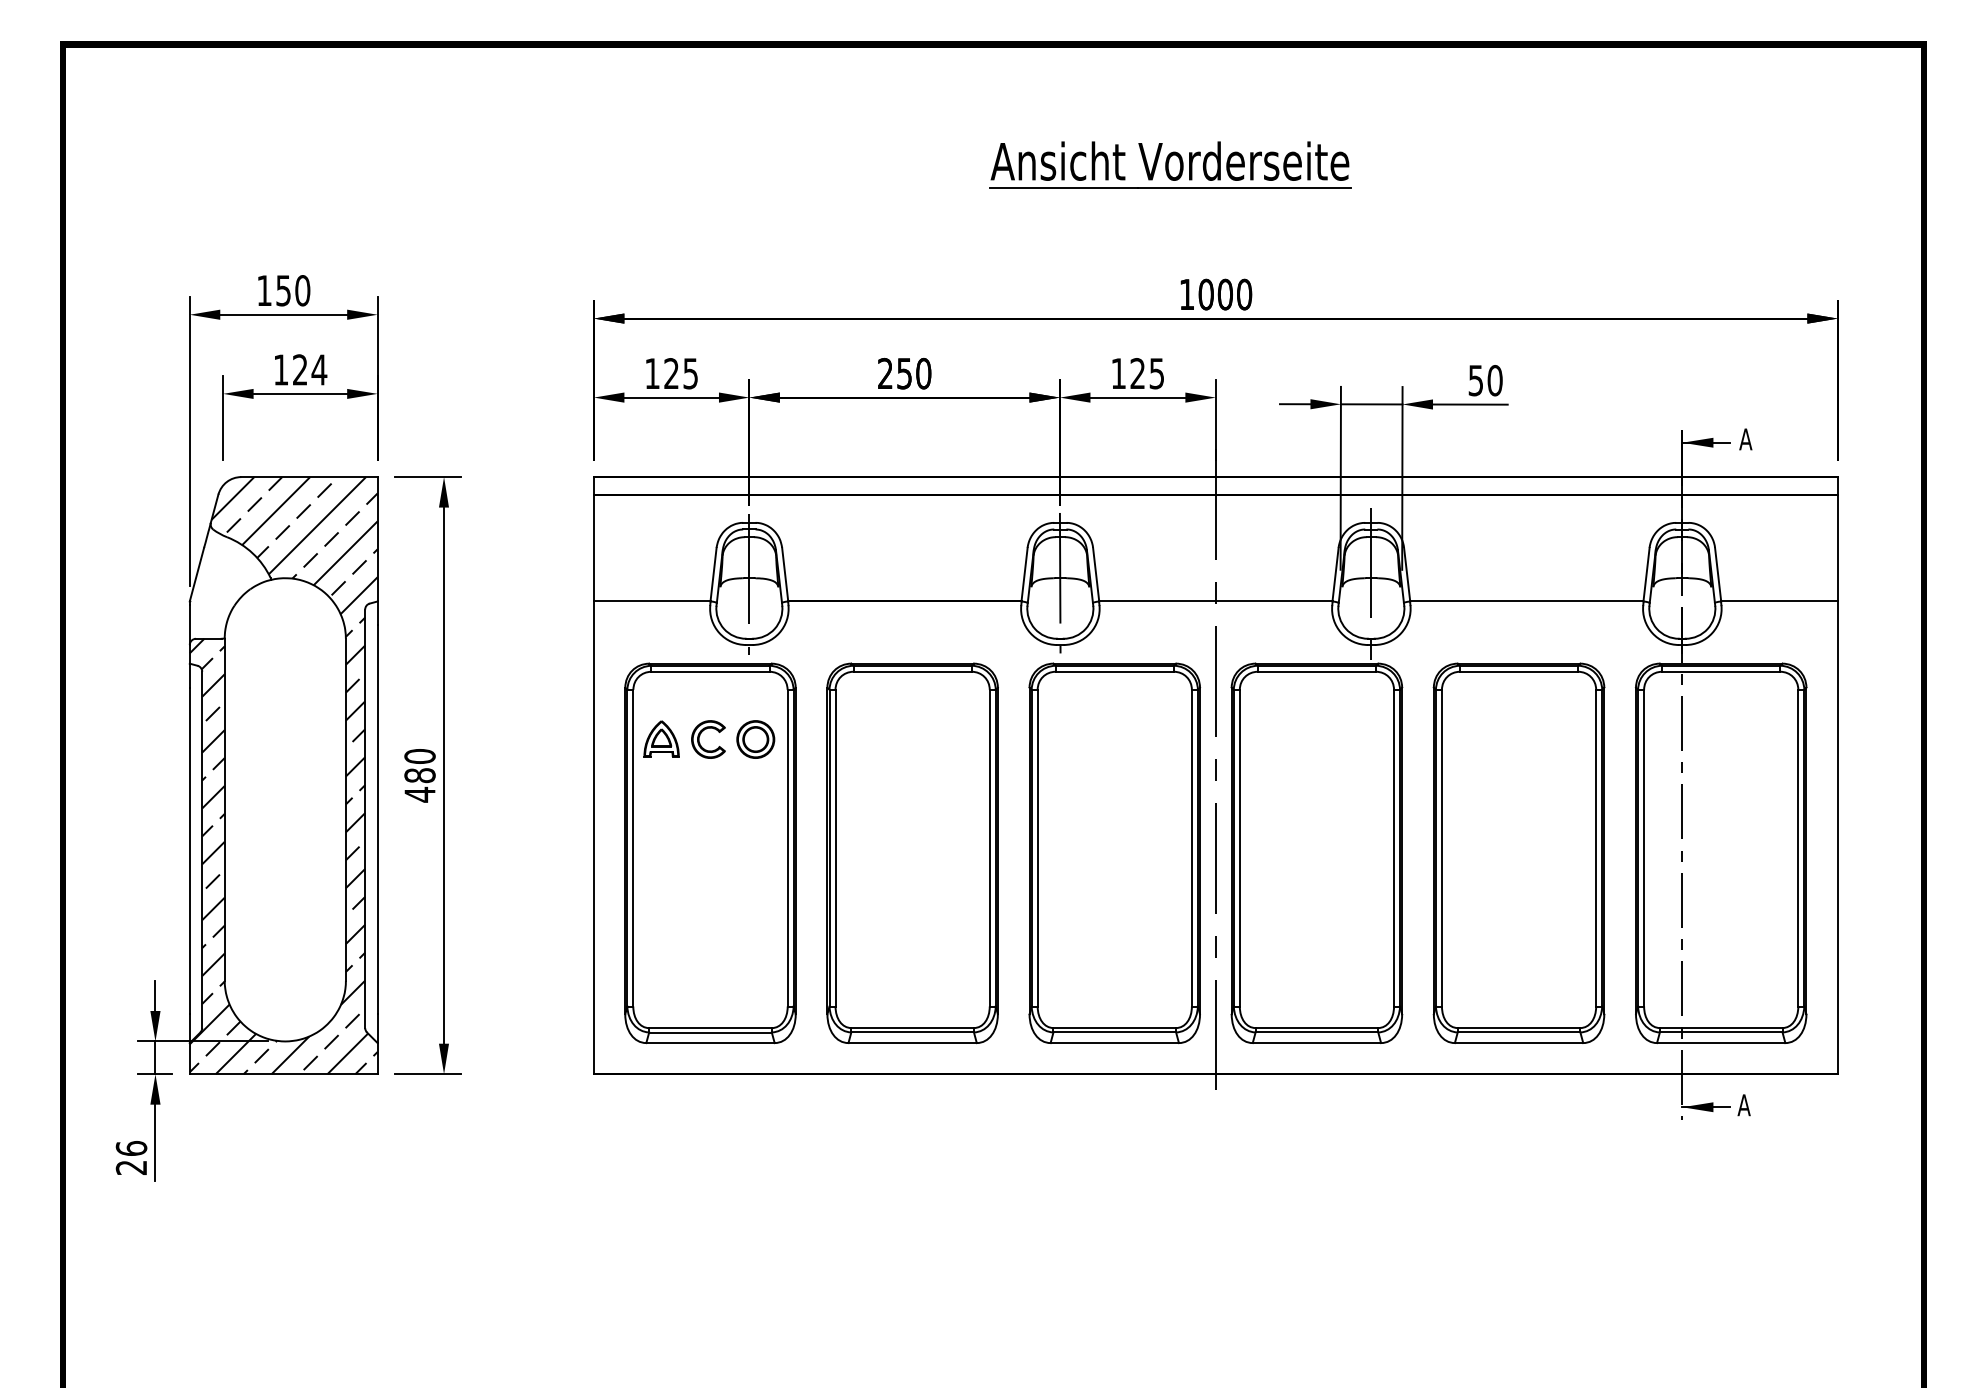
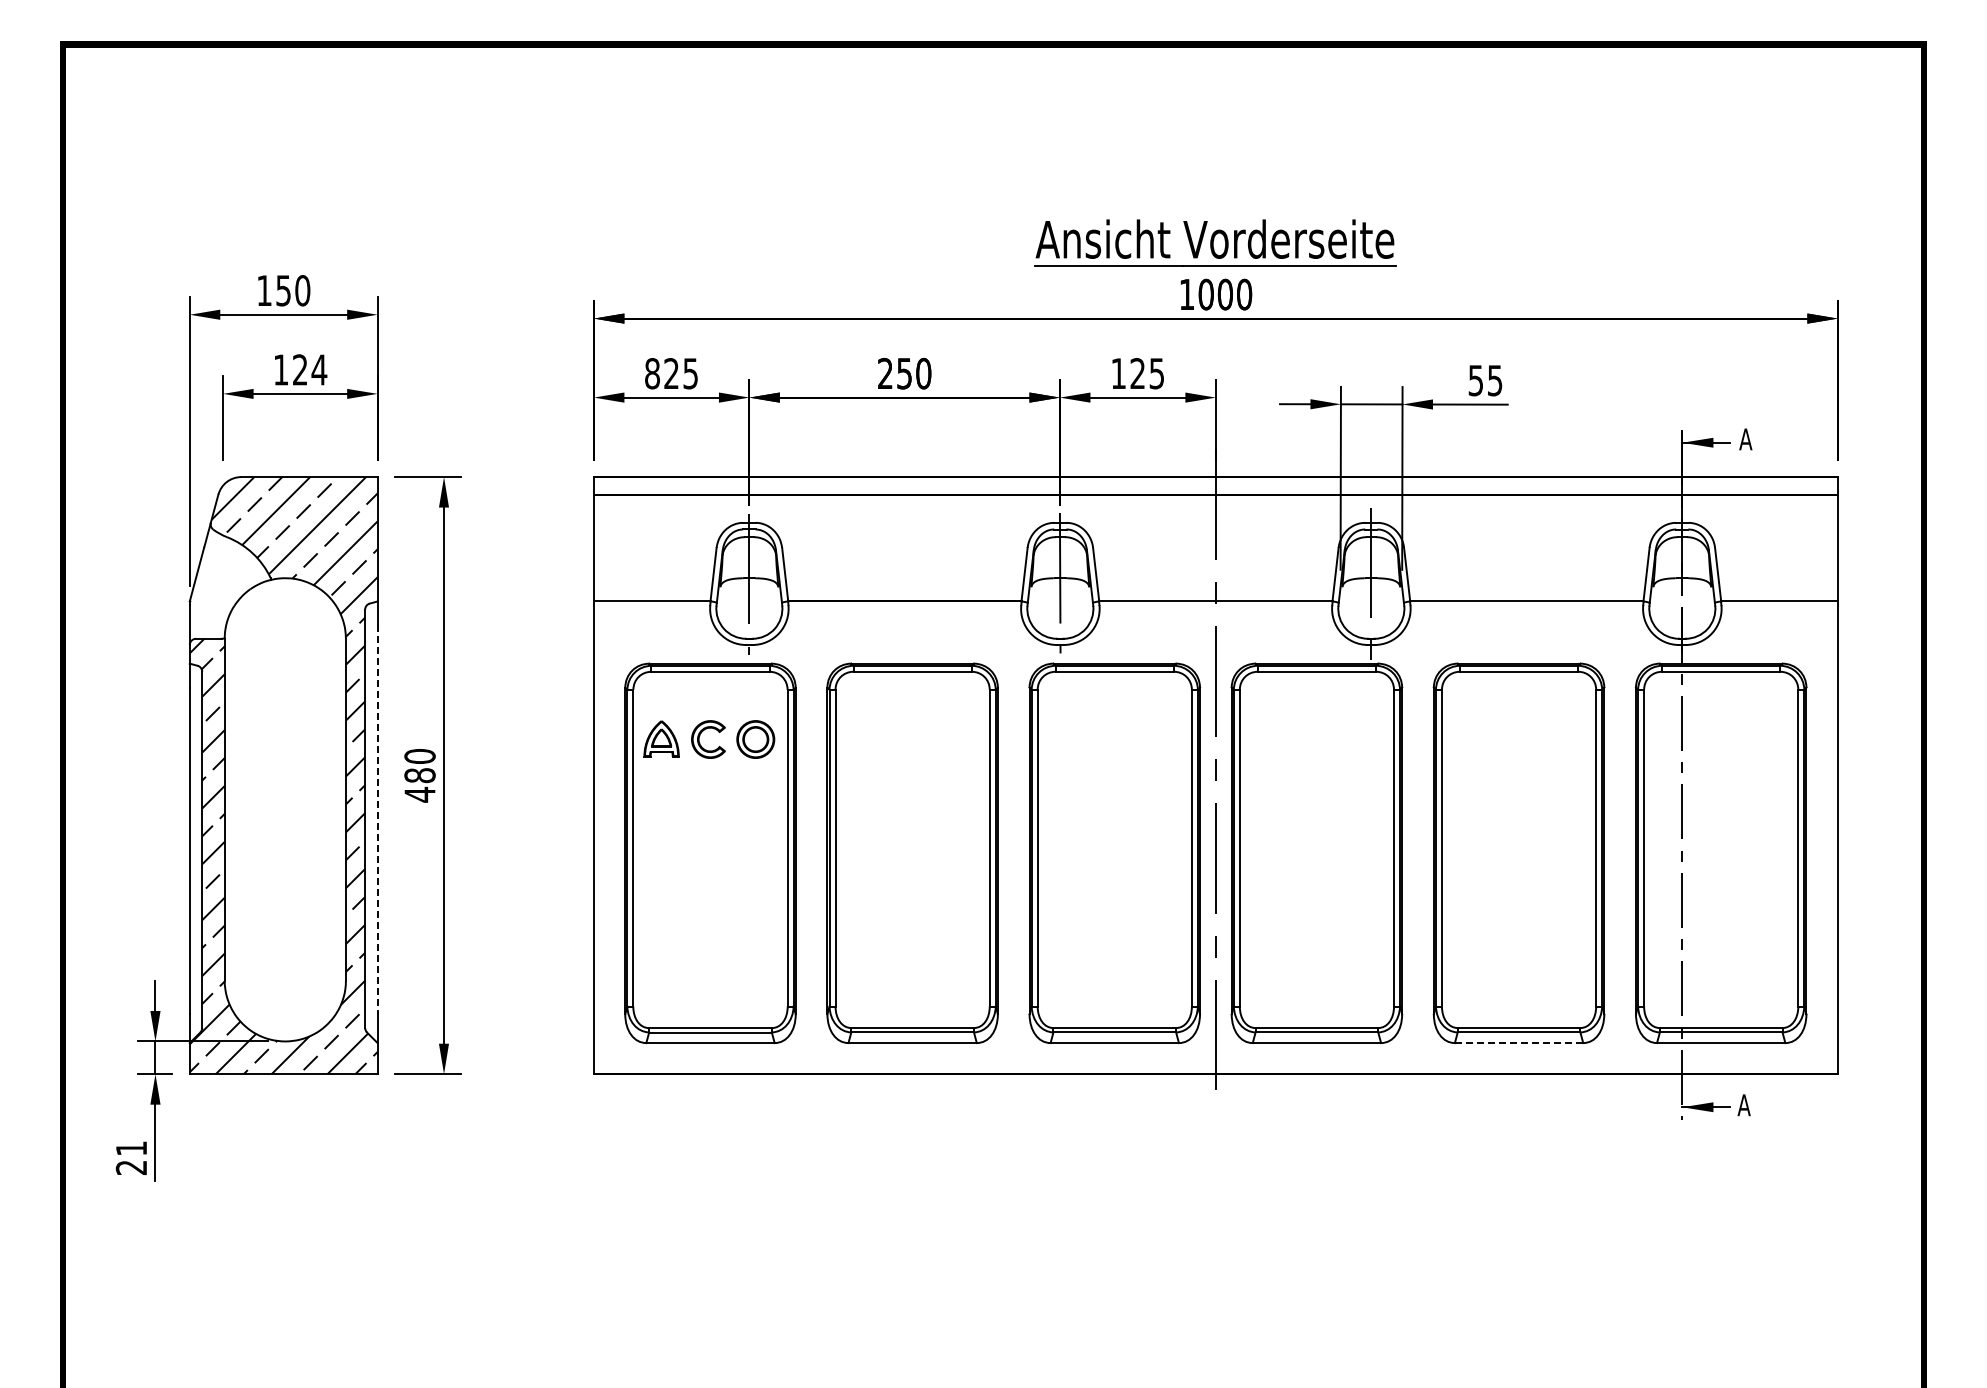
part position: (1170, 164) -> (1215, 242) (1215, 242)
text: 125 -> 825 (652, 373)
text: 50 -> 55 (1494, 380)
line: solid -> dashed (377, 820)
line: solid -> dashed (1519, 1043)
text: 26 -> 21 (131, 1148)
